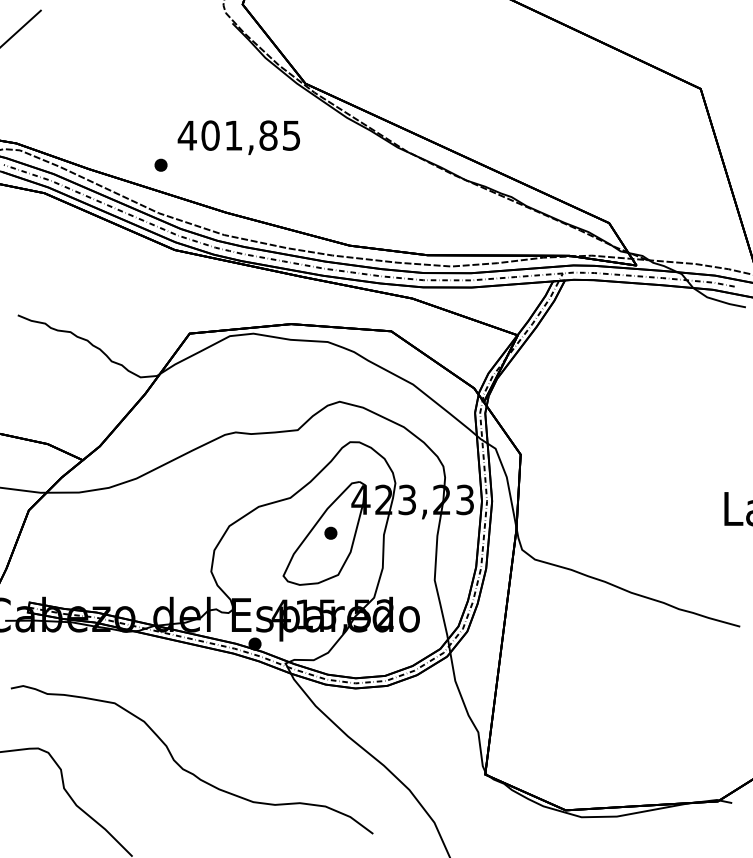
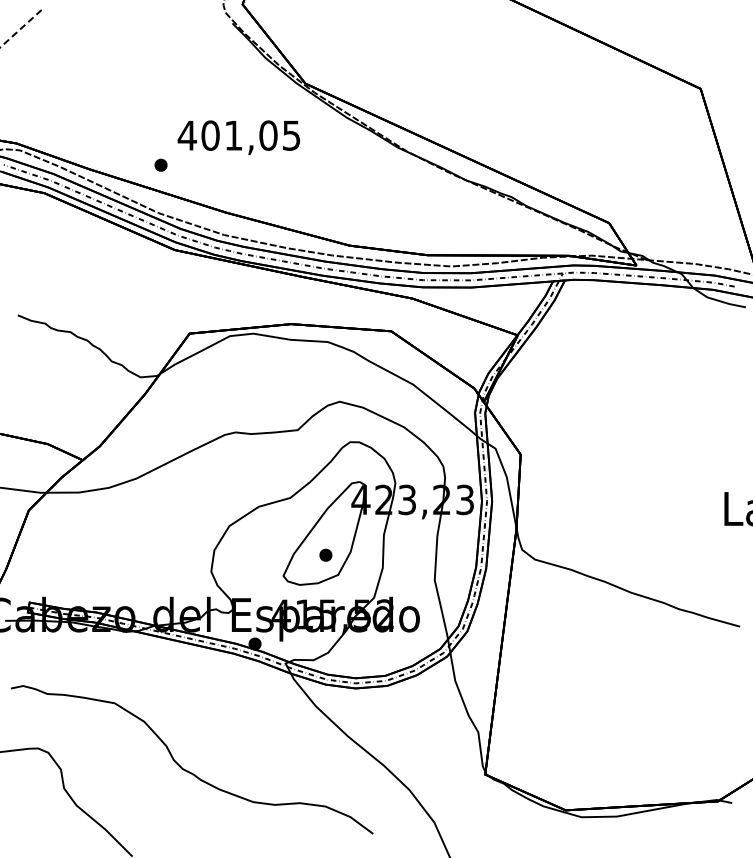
line: solid -> dashed (20, 28)
text: 401,85 -> 401,05 (268, 135)
part position: (330, 532) -> (325, 554) (325, 554)
